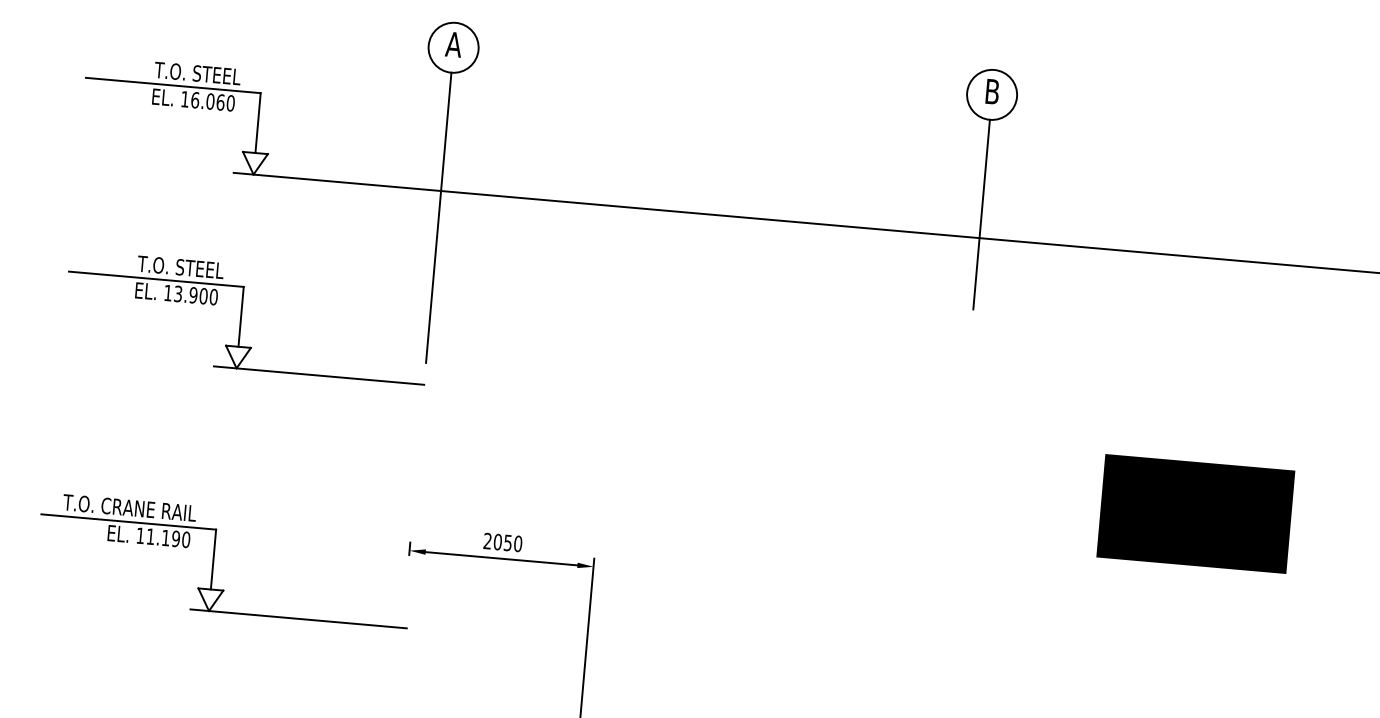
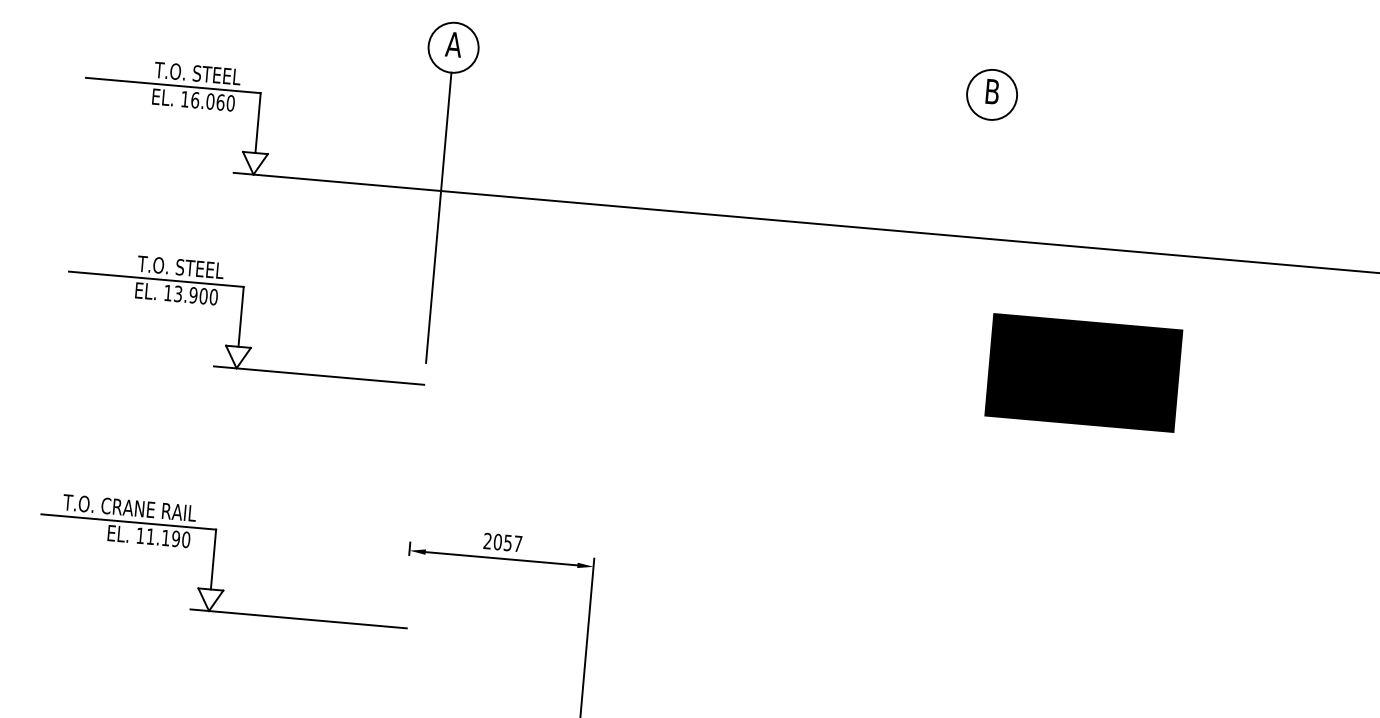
line: present -> none (981, 214)
text position: (1195, 513) -> (1083, 372) (1083, 372)
text: 2050 -> 2057 (518, 543)
